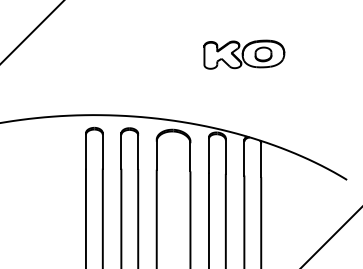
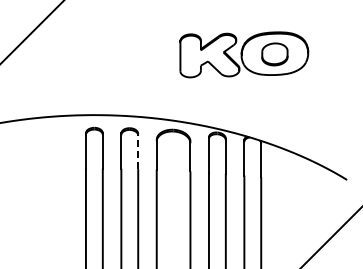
part size: 83x31 px -> 131x48 px (244, 54)
line: solid -> dashed (138, 151)
